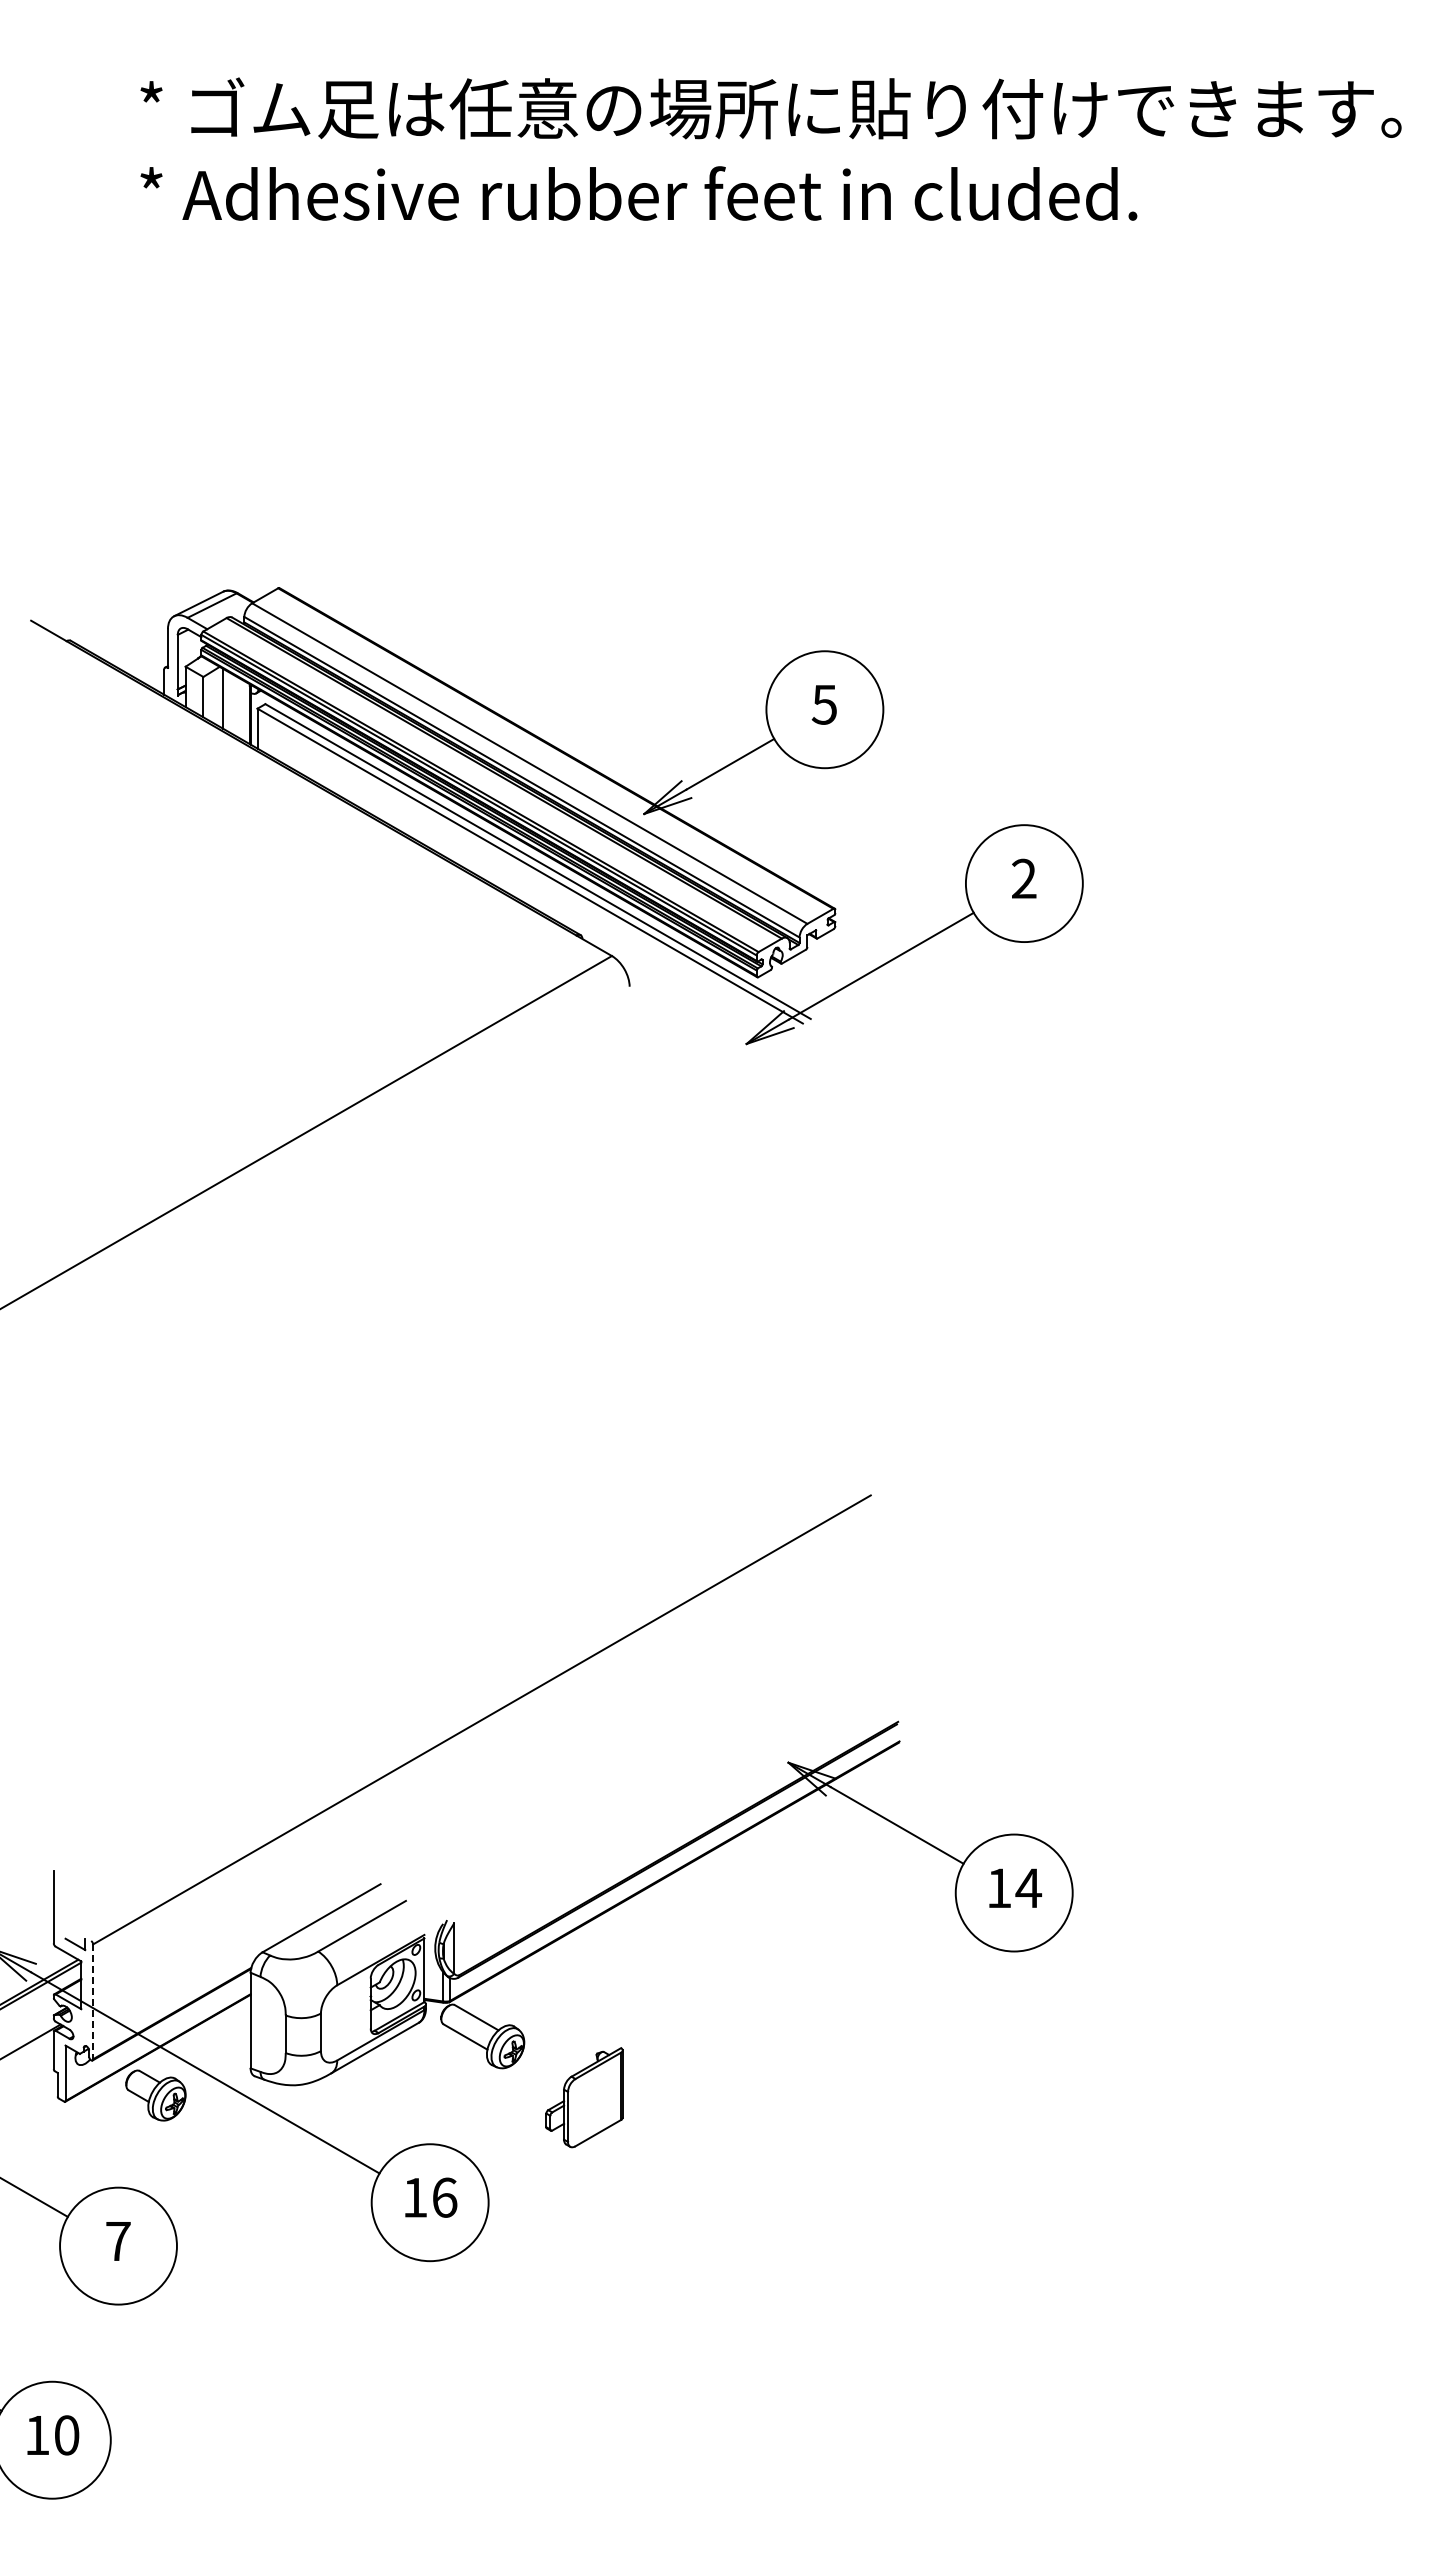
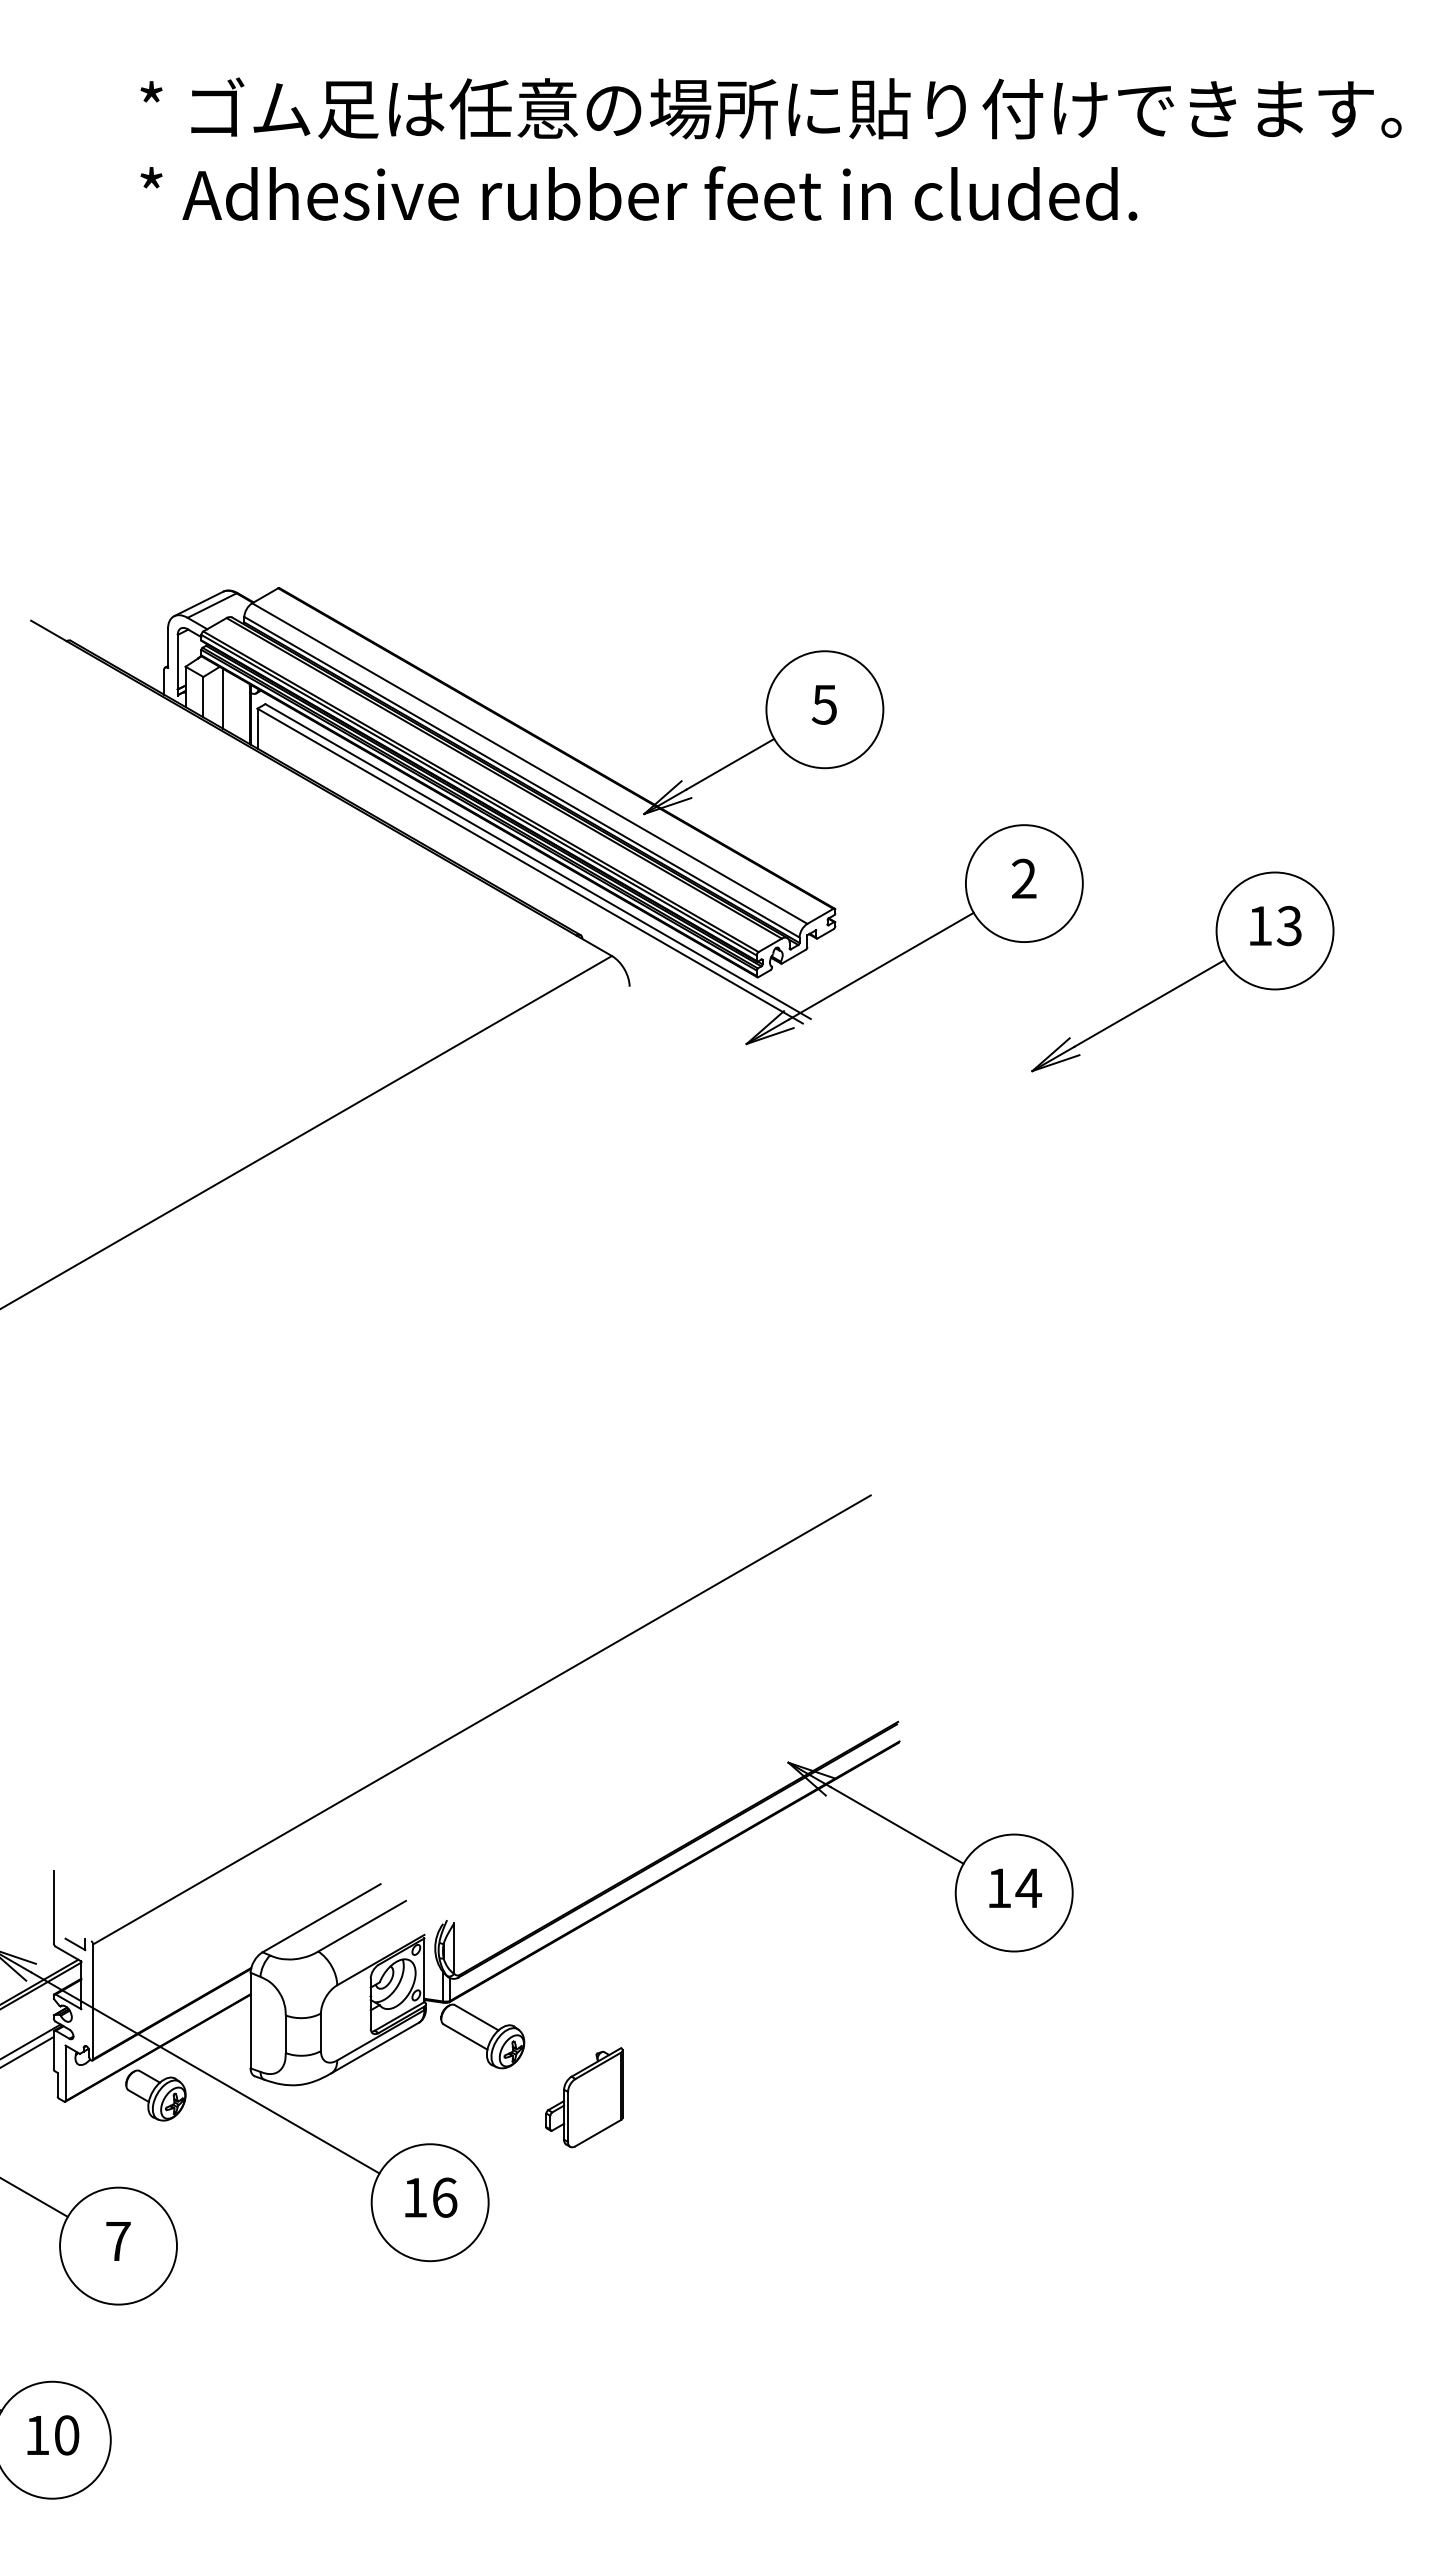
part: none -> present (1188, 979)
line: dashed -> solid (93, 2002)
line: none -> present (27, 2051)
